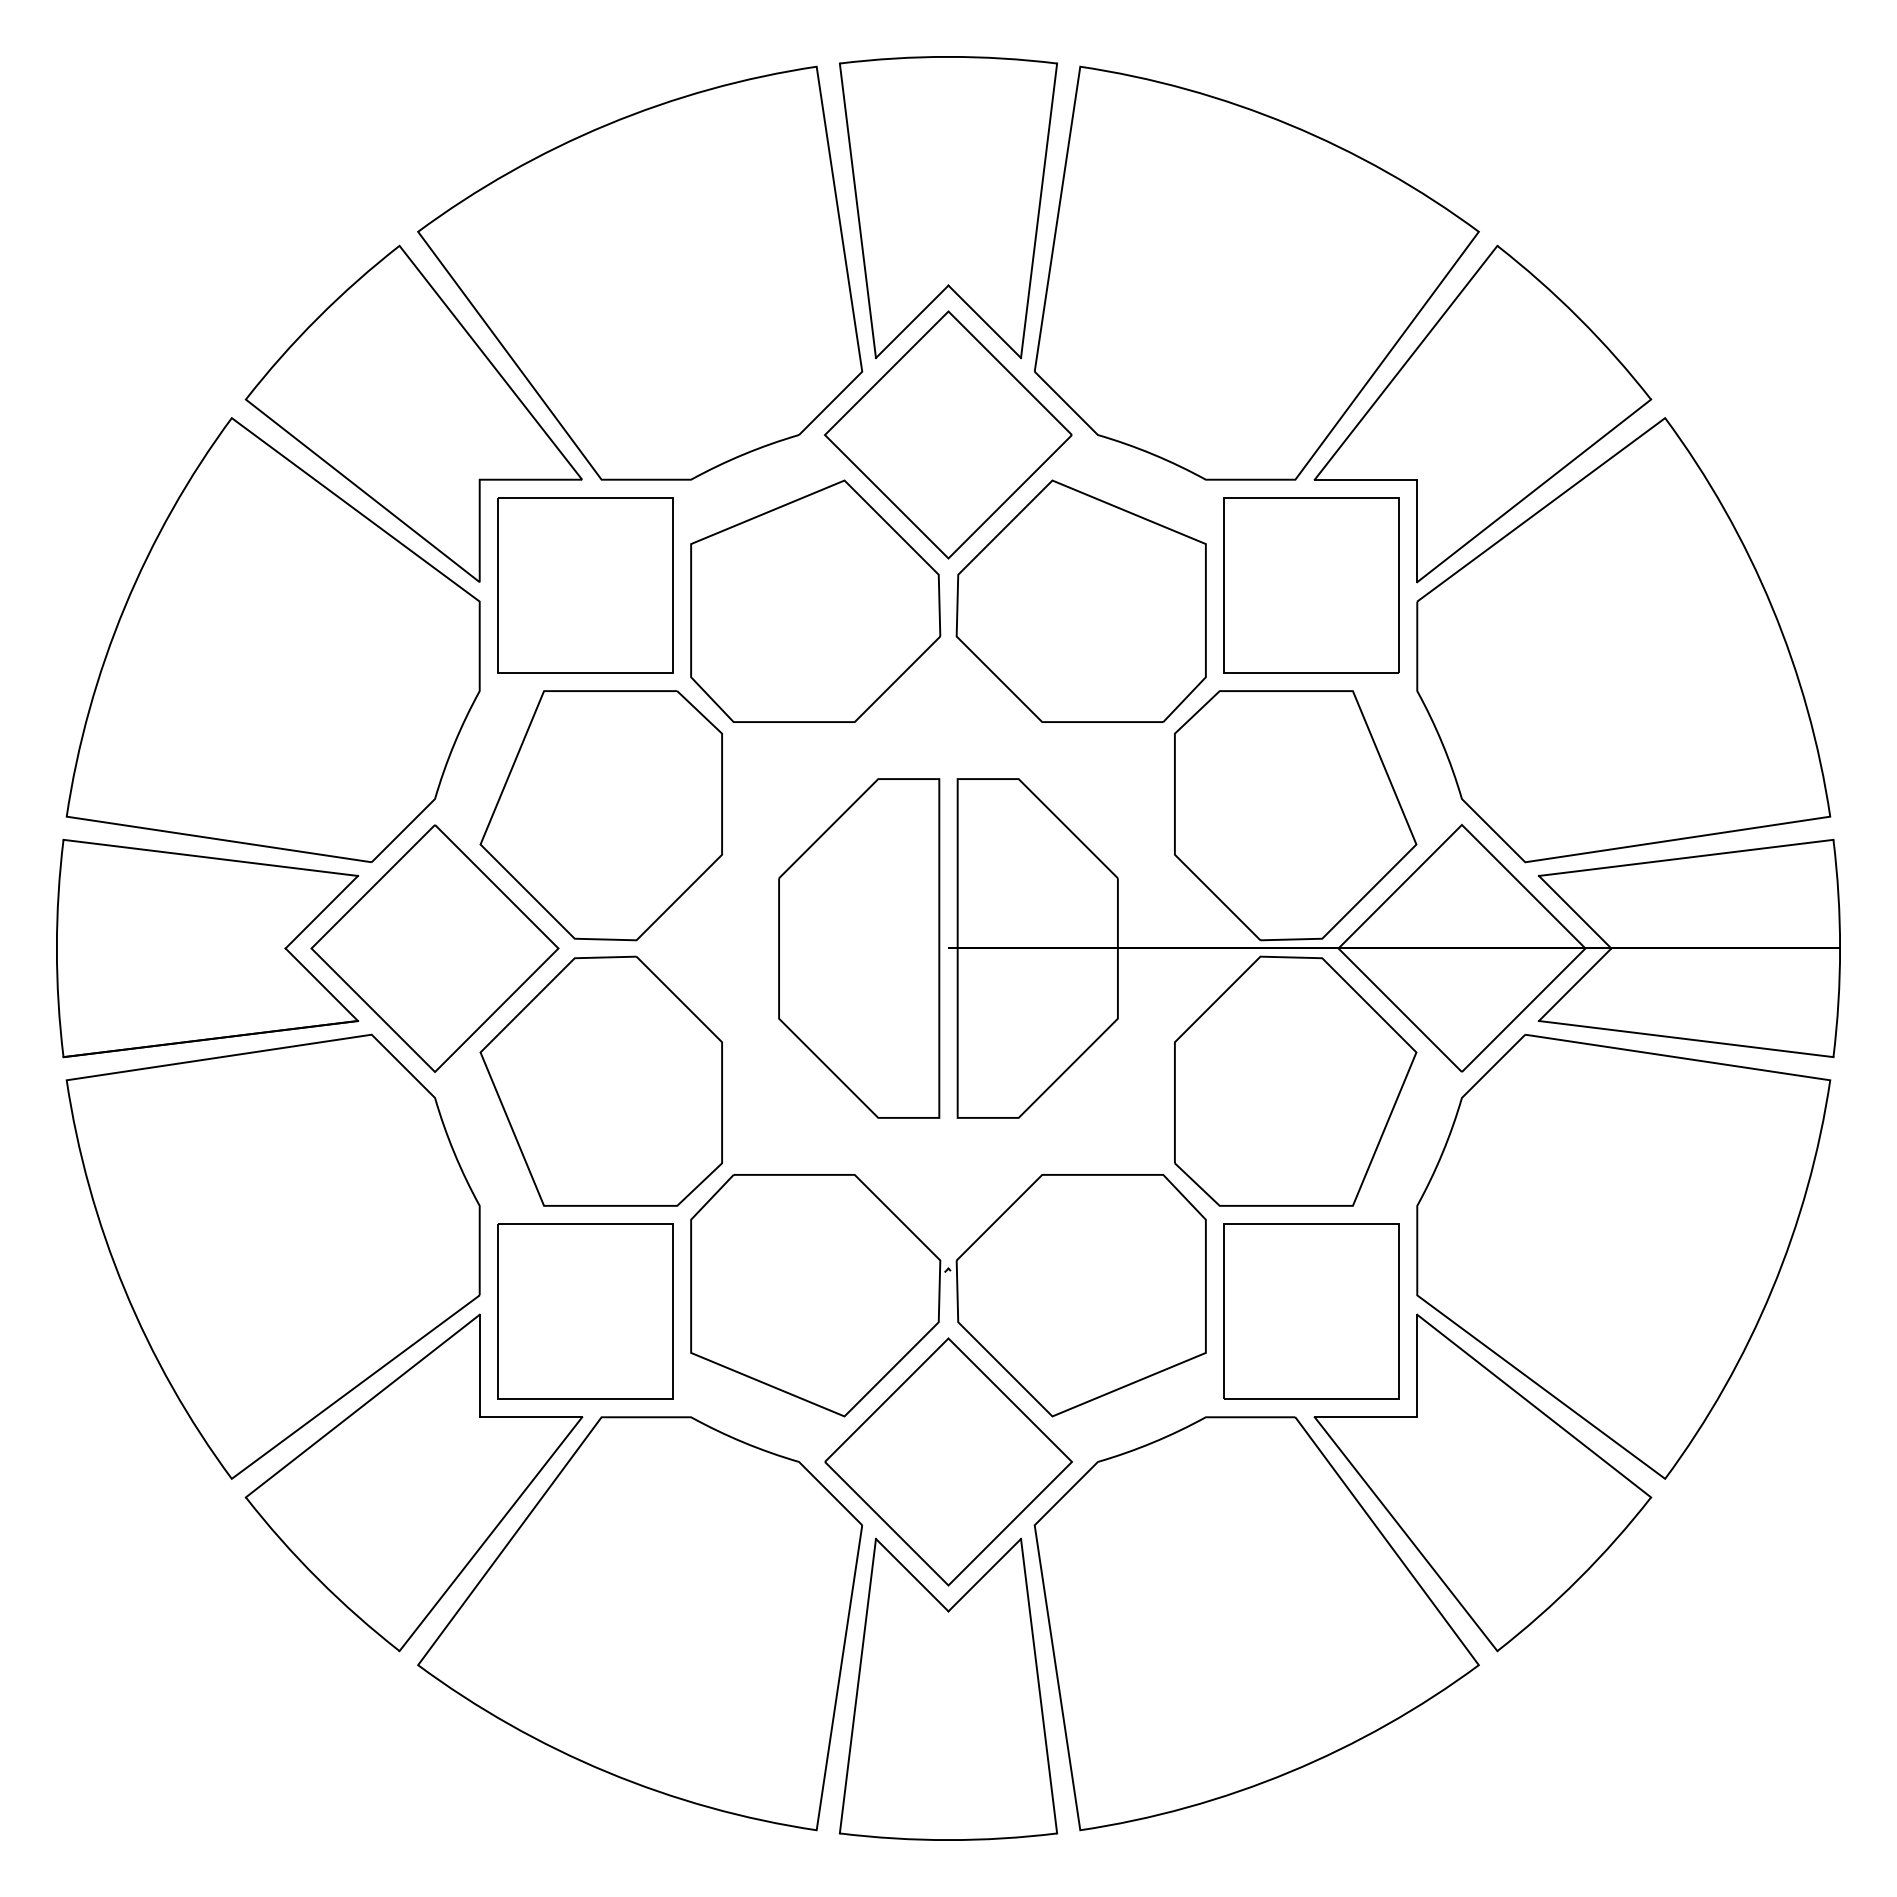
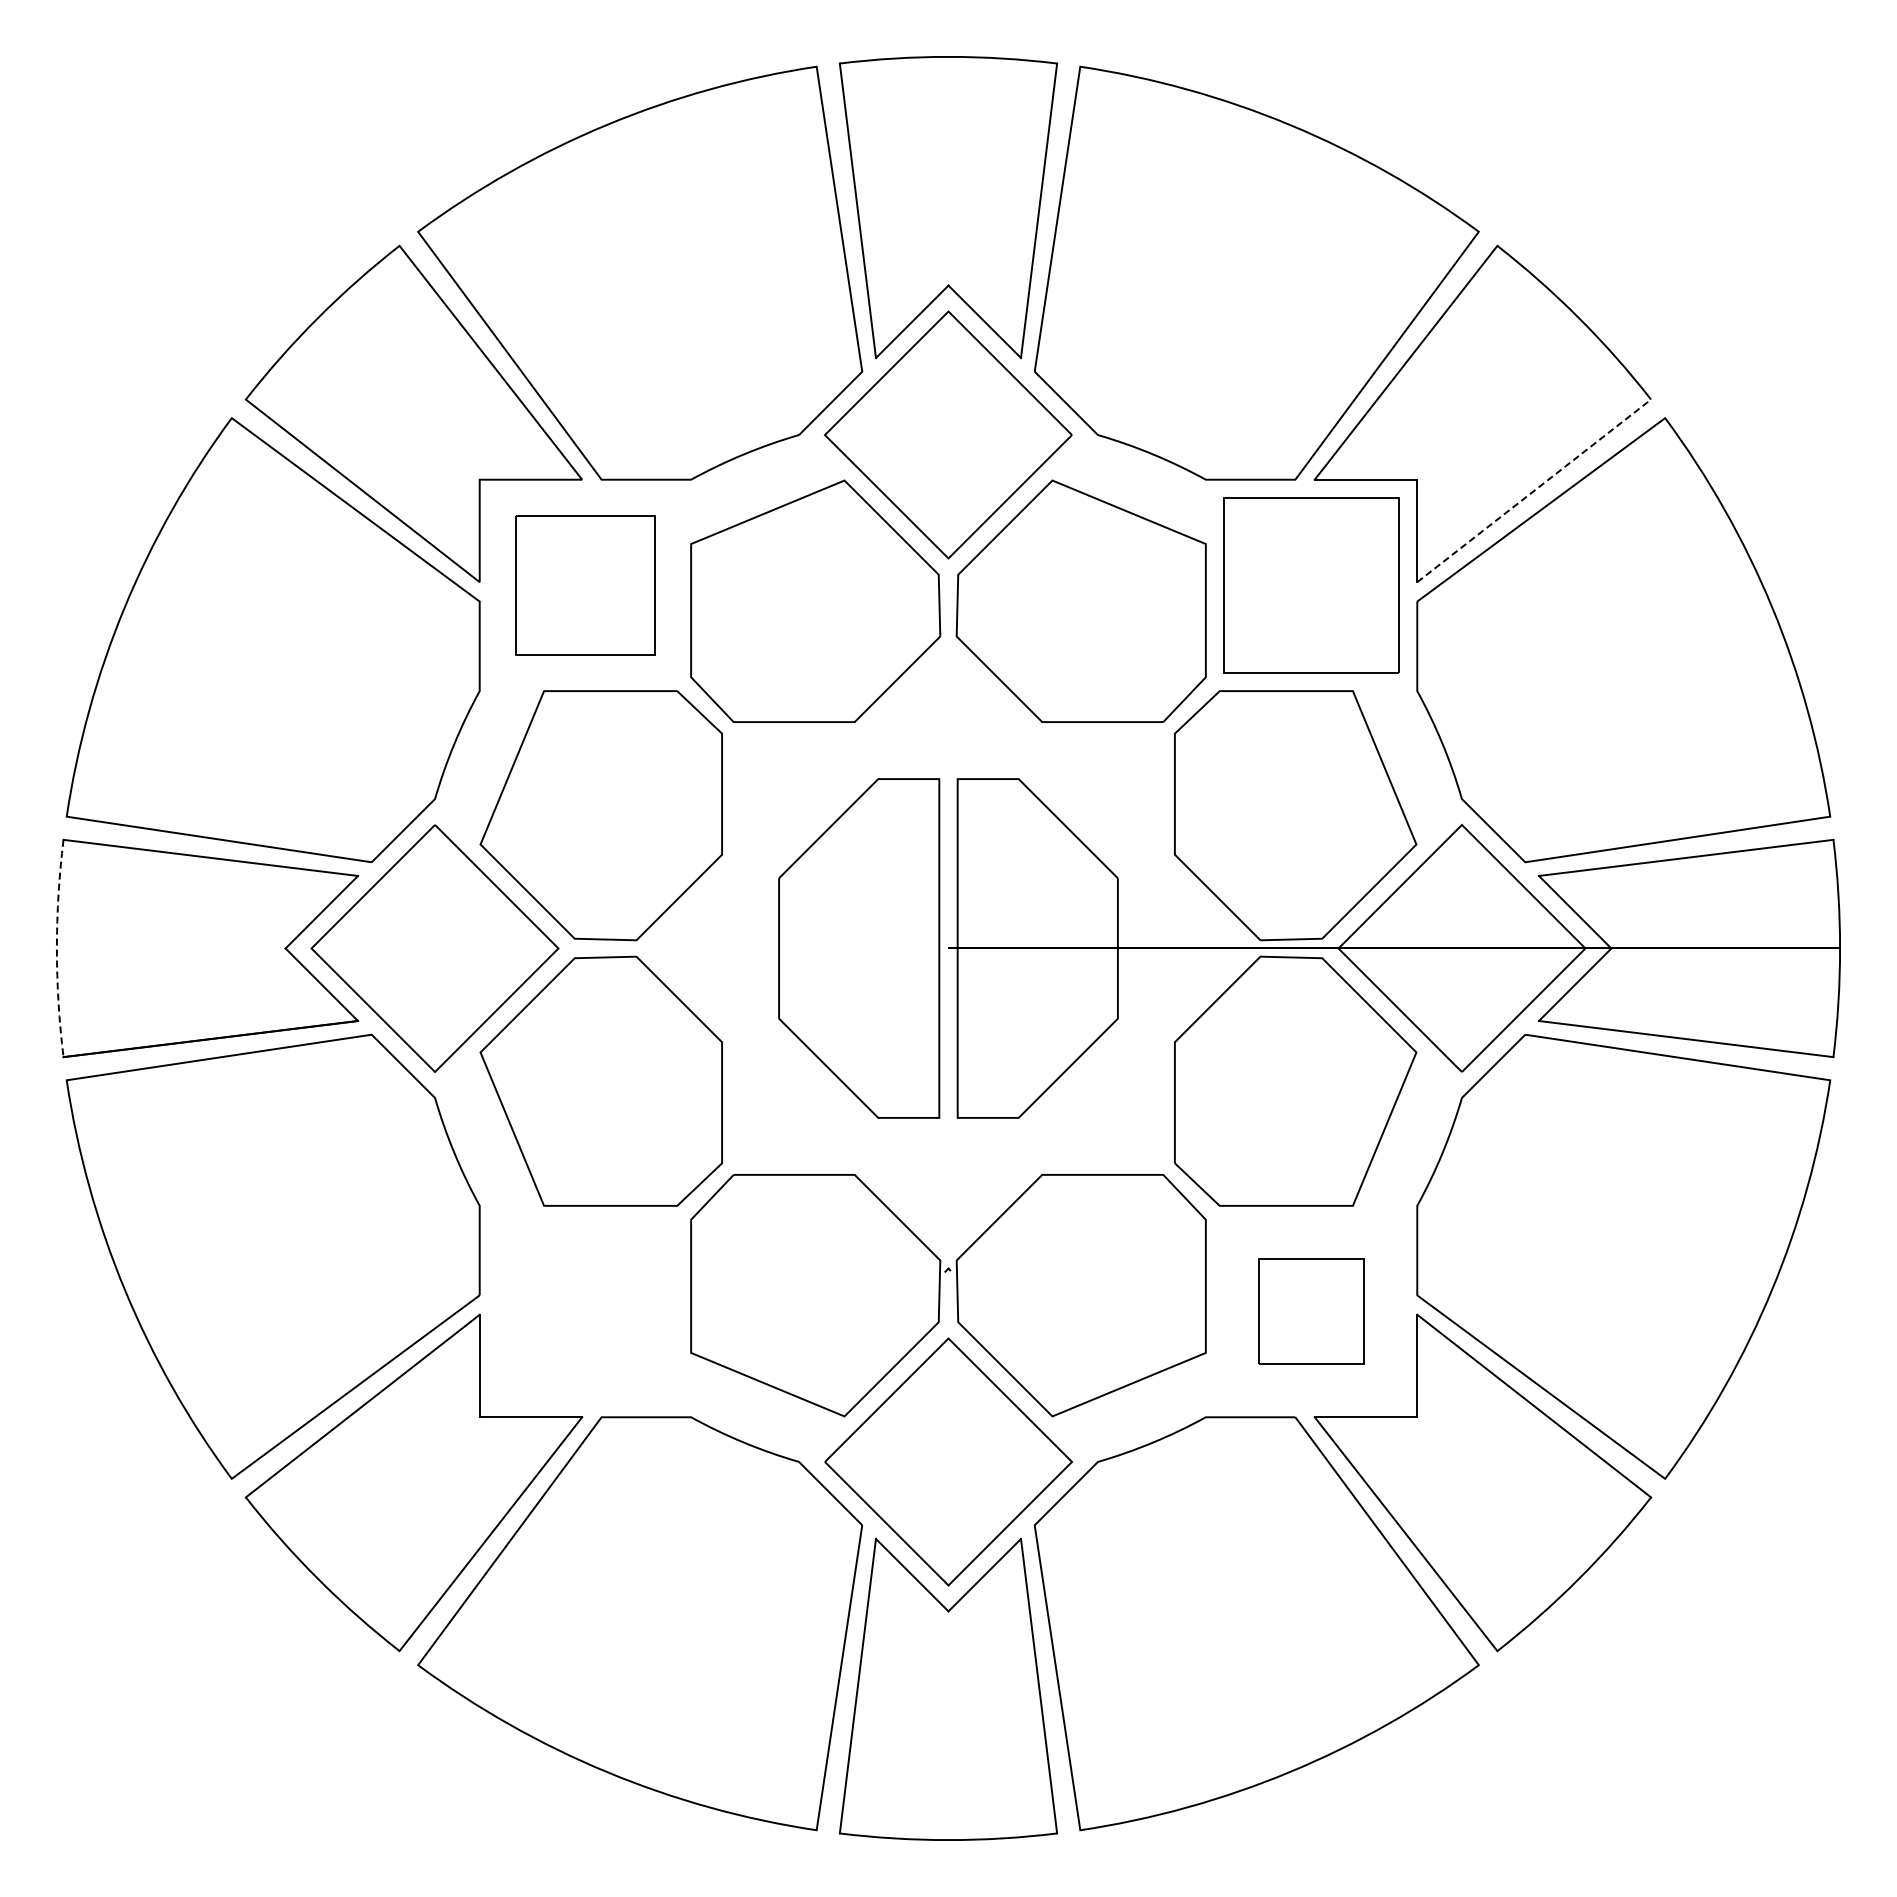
line: solid -> dashed (1534, 490)
part size: 177x177 px -> 141x141 px (585, 585)
arc: solid -> dashed (56, 948)
part: present -> none (585, 1311)
part size: 177x177 px -> 107x107 px (1311, 1311)
